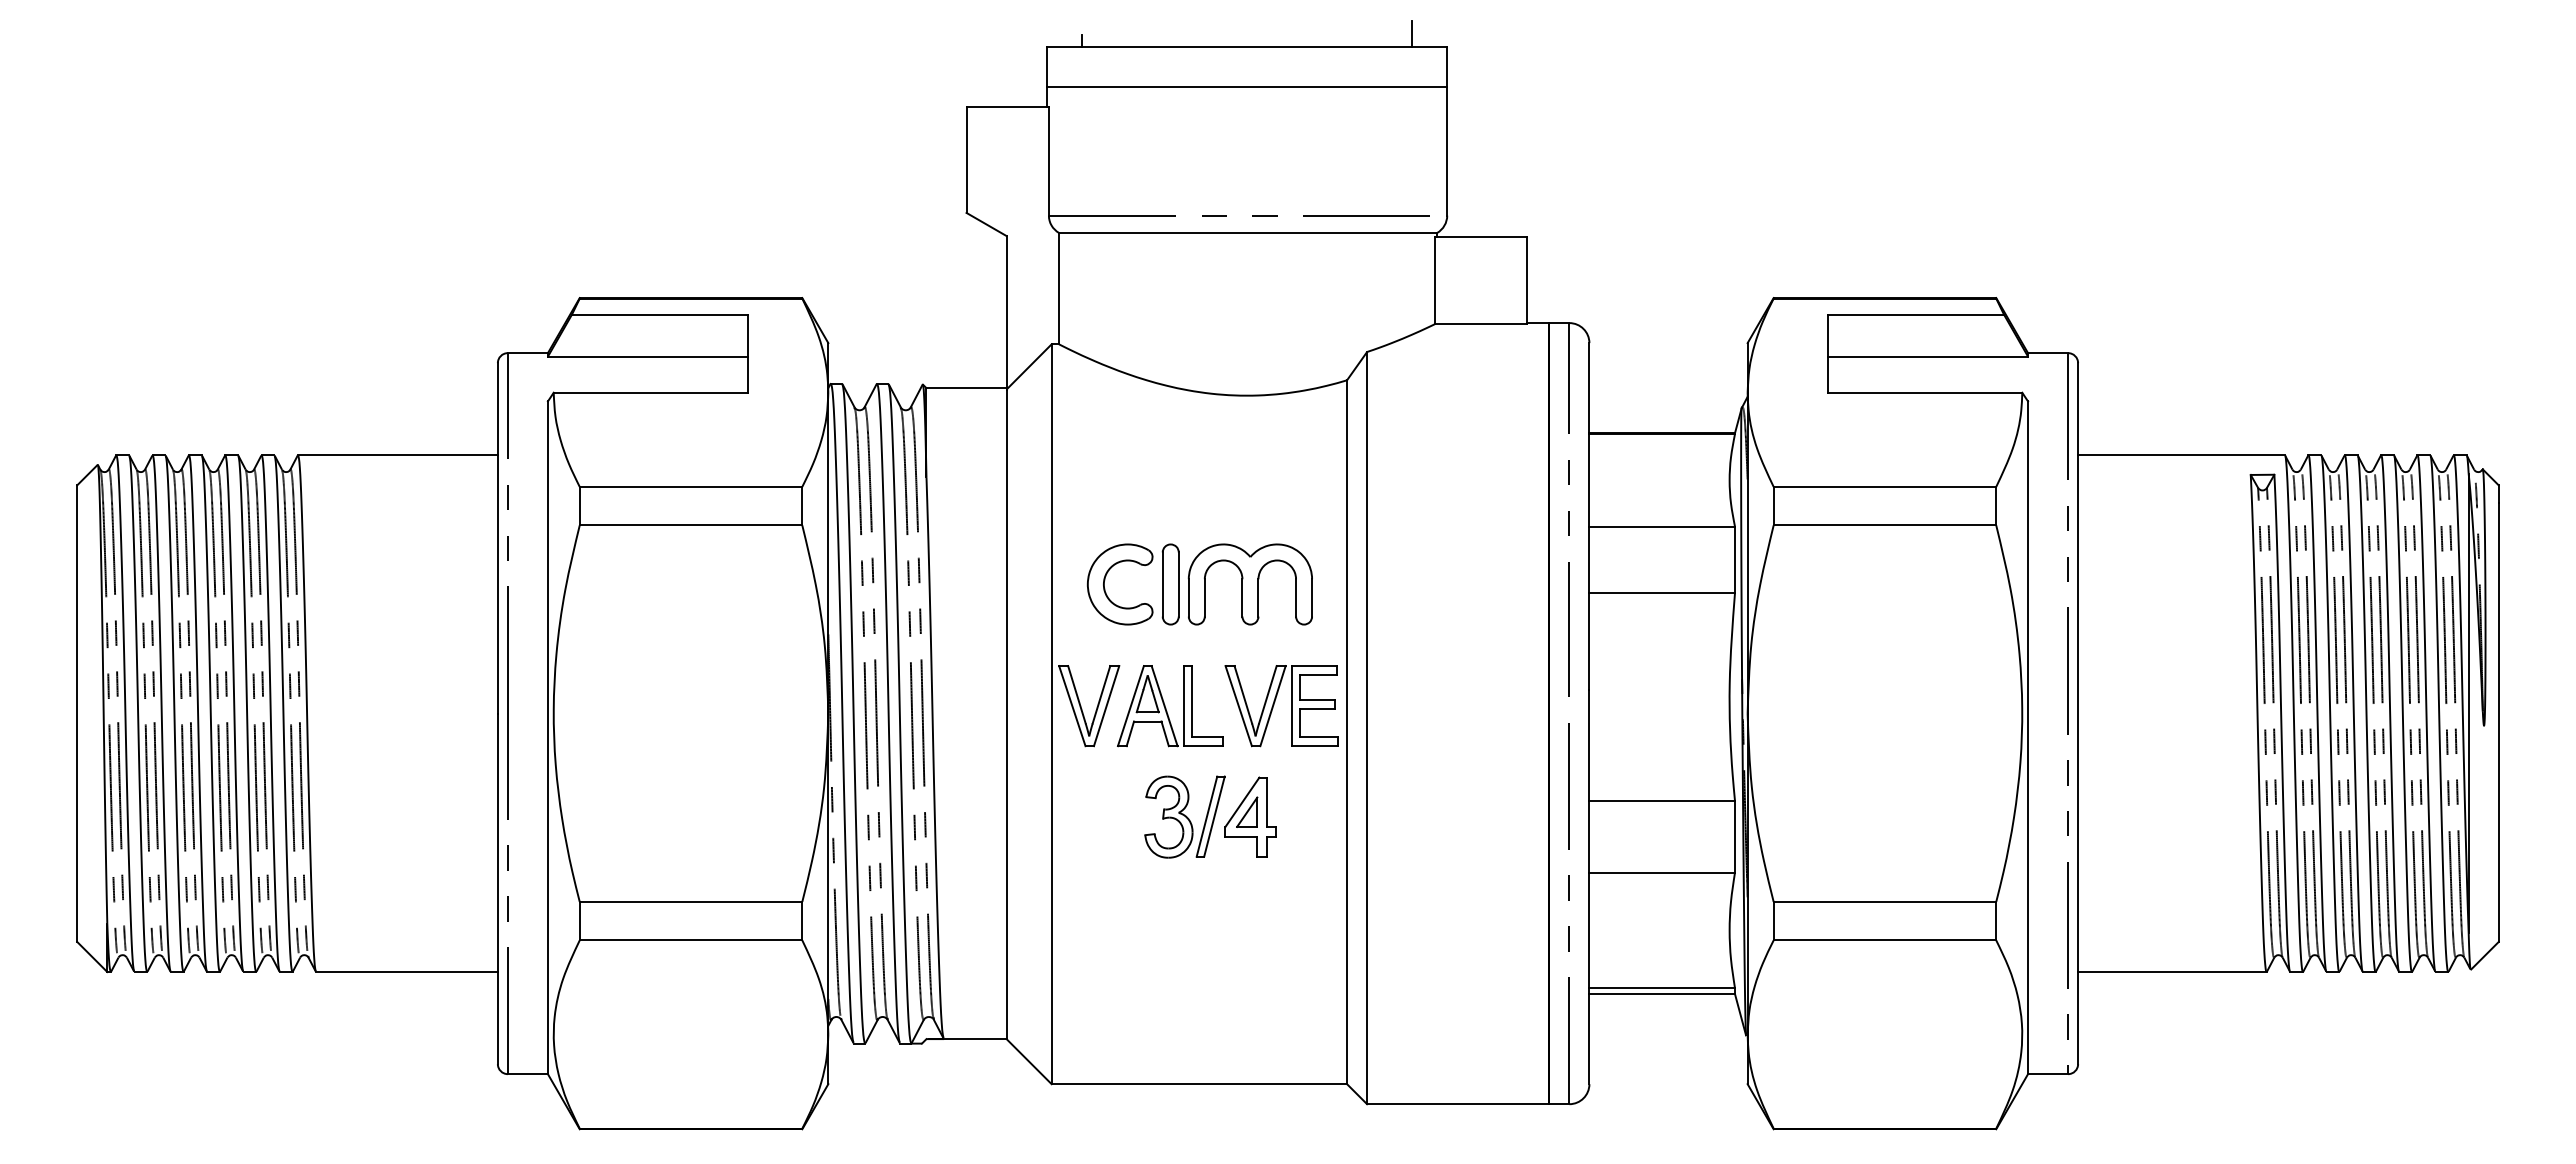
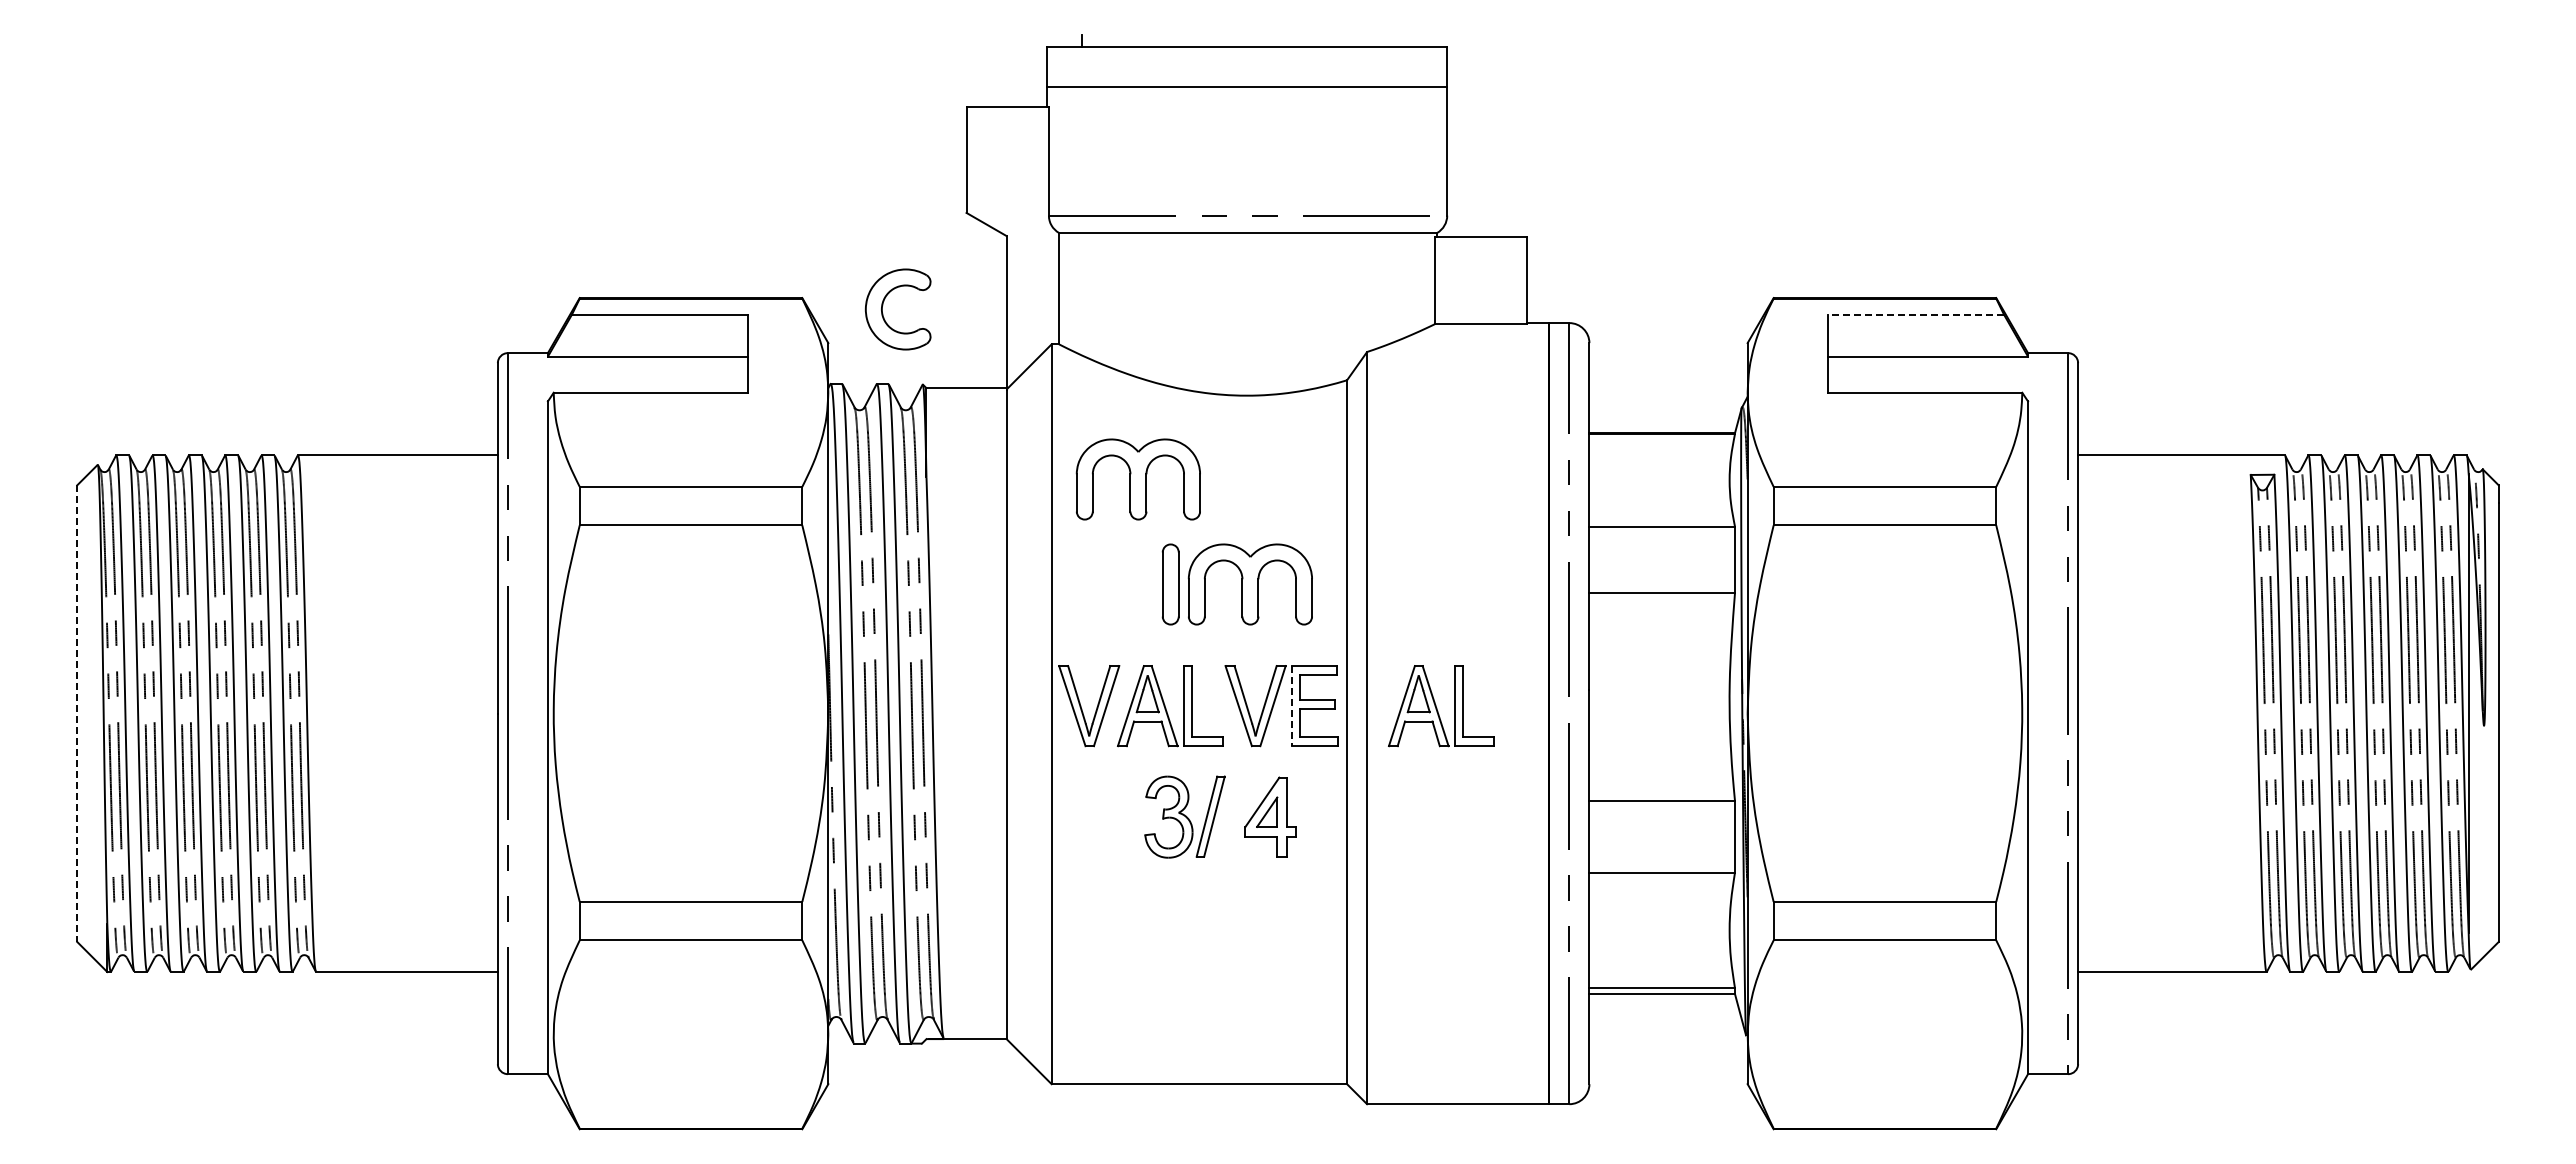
line: present -> none (1412, 33)
line: solid -> dashed (1915, 314)
part: none -> present (1137, 479)
part position: (1105, 580) -> (883, 305) (883, 305)
line: solid -> dashed (1292, 706)
part: none -> present (1441, 706)
line: solid -> dashed (77, 714)
part position: (1250, 816) -> (1270, 816) (1270, 816)
